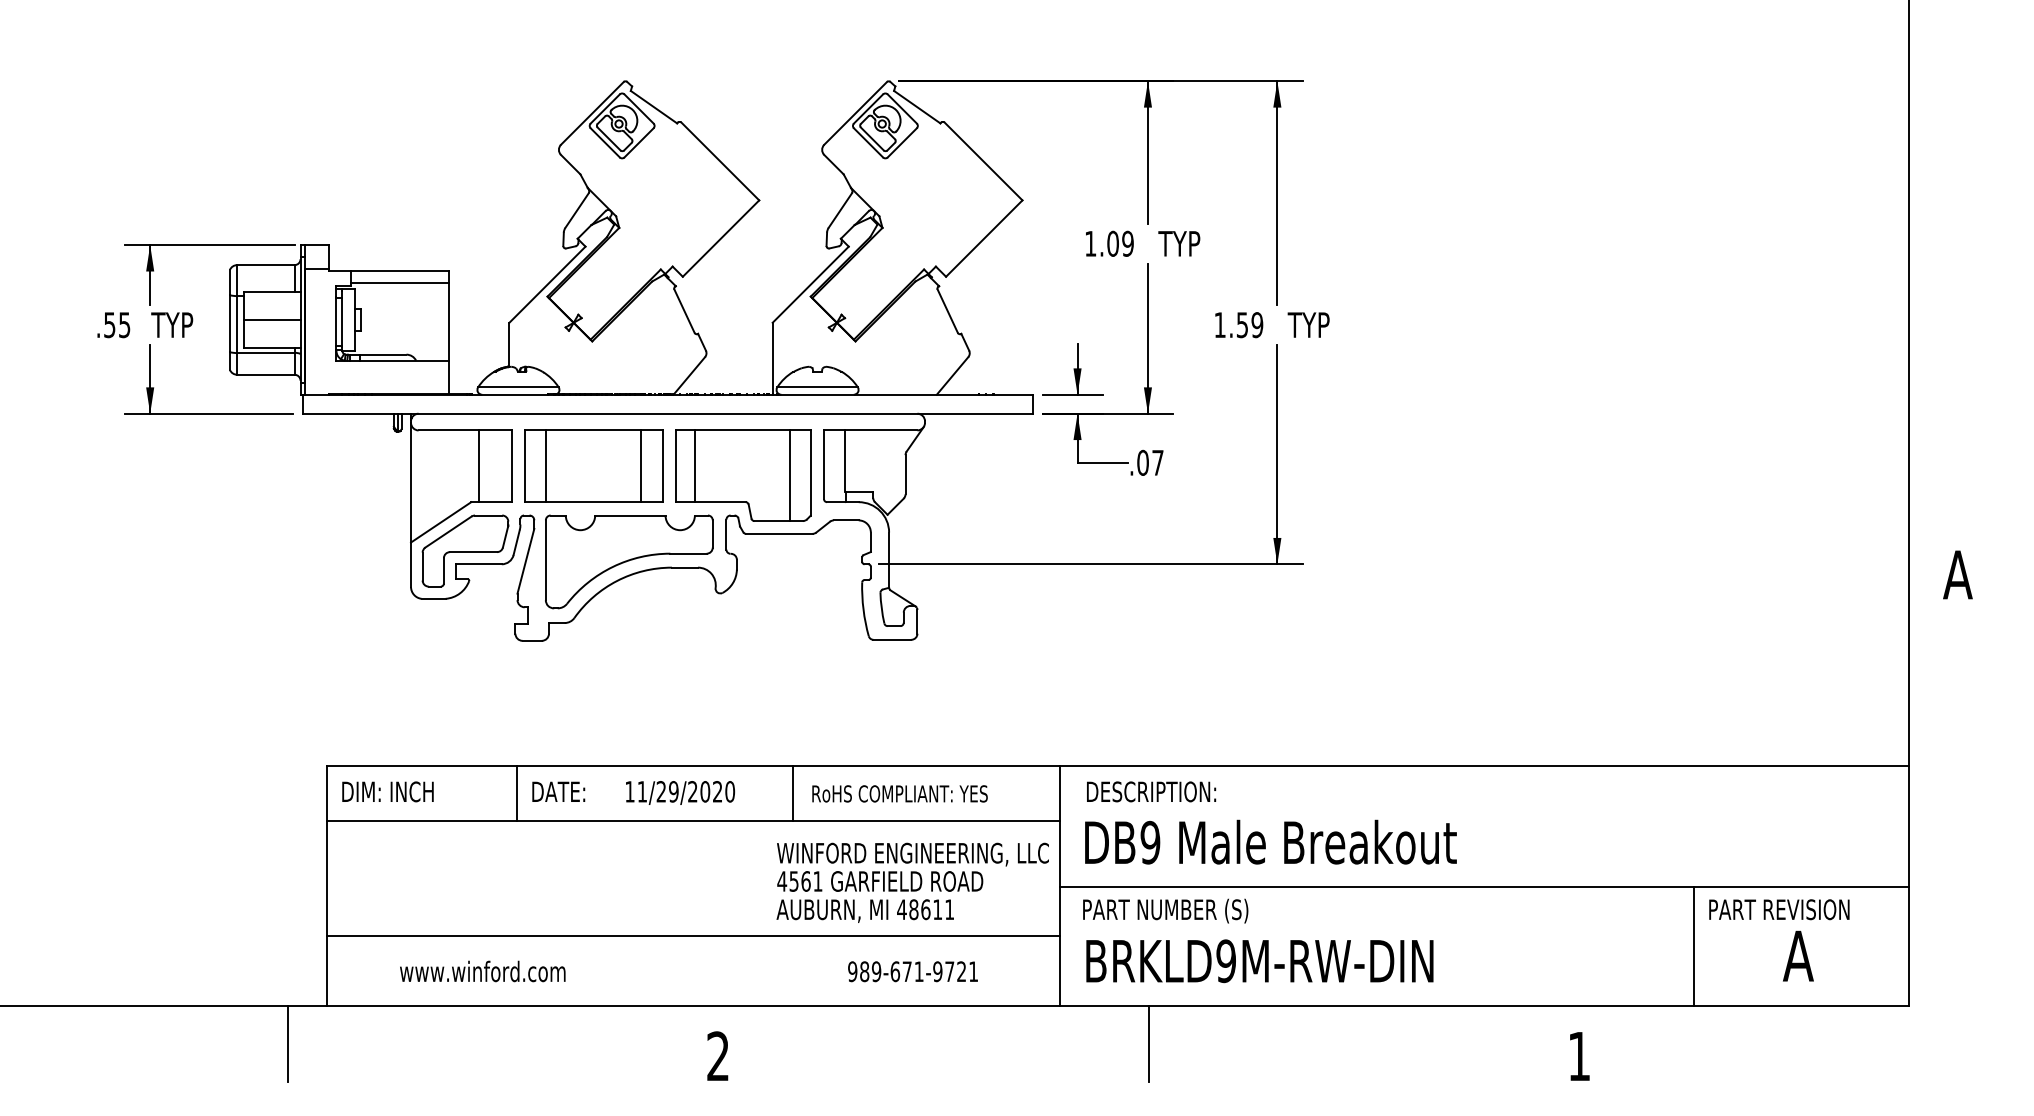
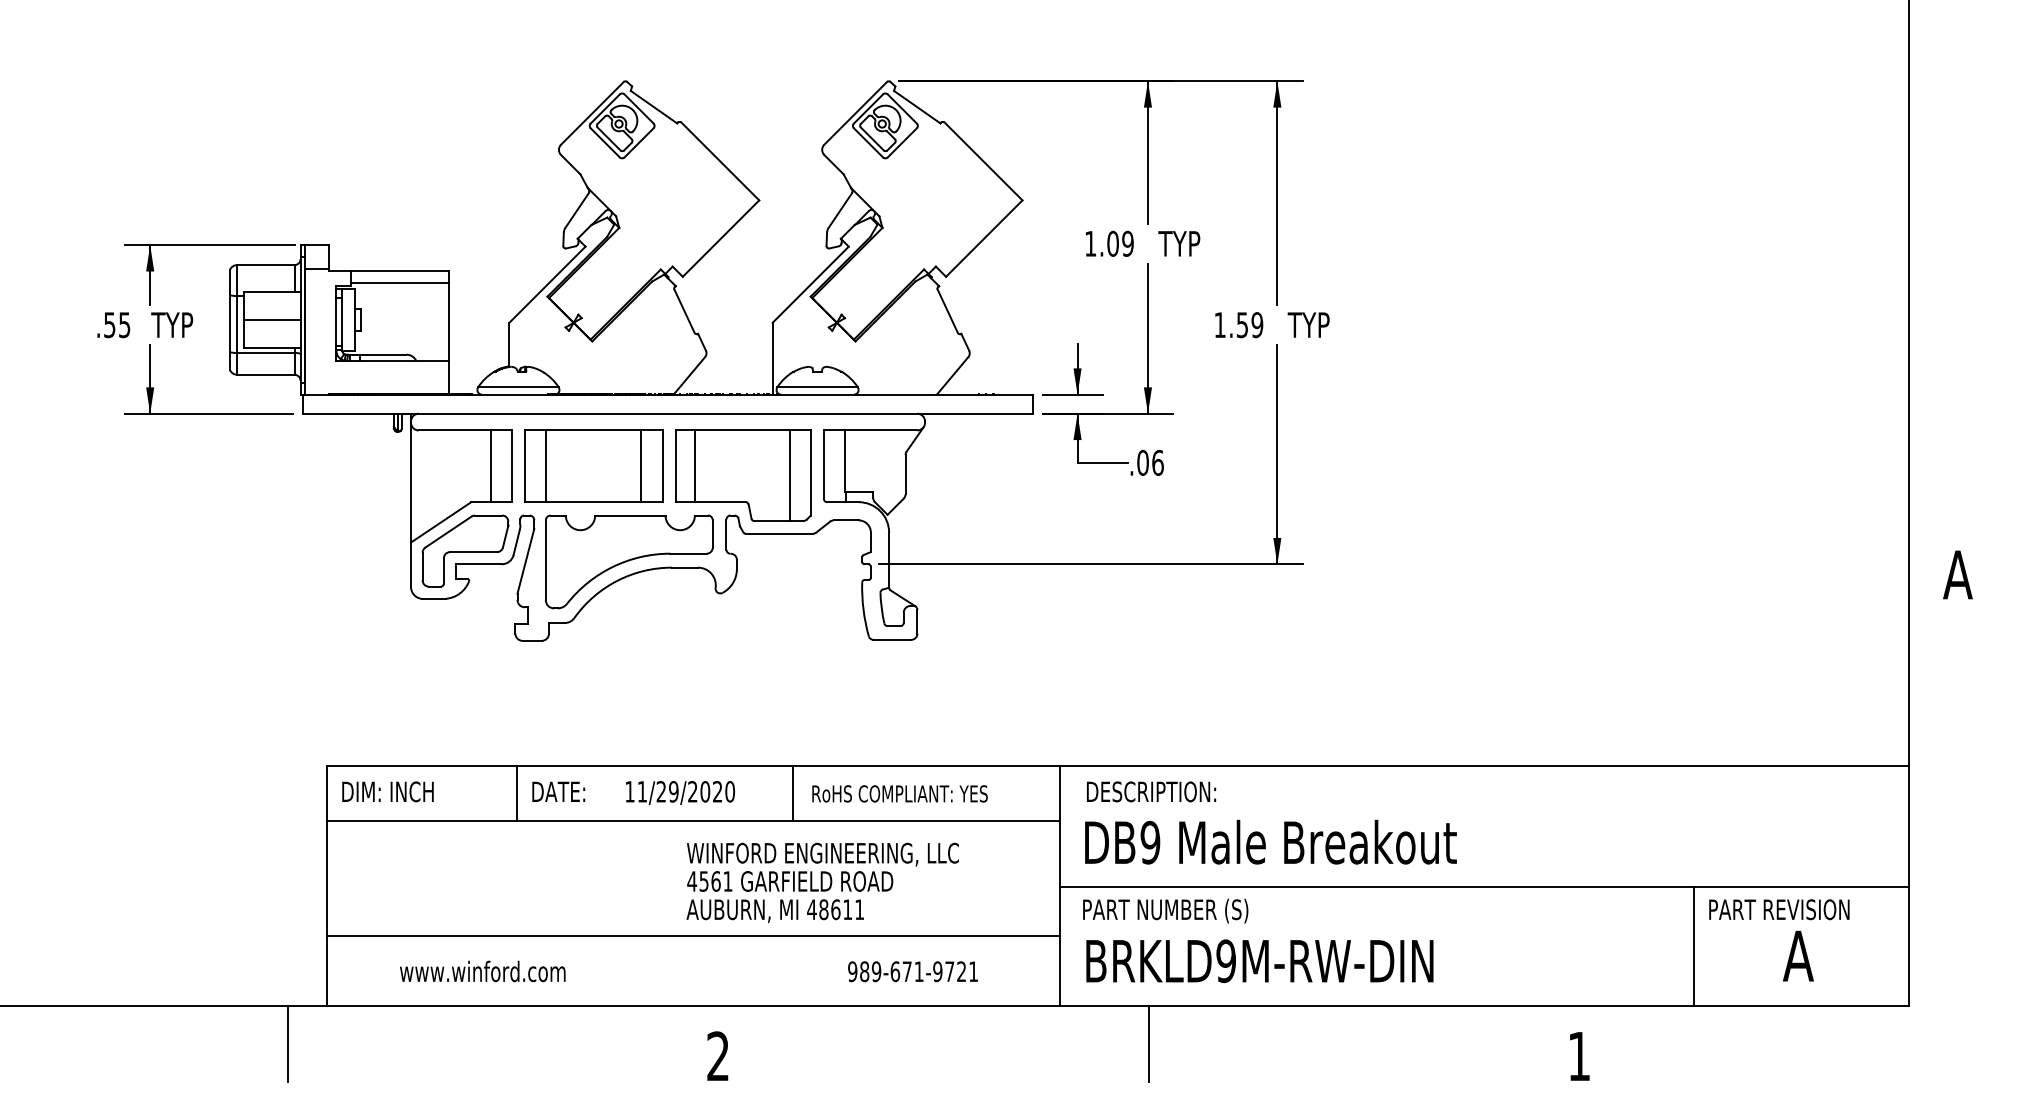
text: .07 -> .06 (1157, 462)
line position: (478, 466) -> (490, 466) (490, 466)
text position: (912, 882) -> (822, 882) (822, 882)
